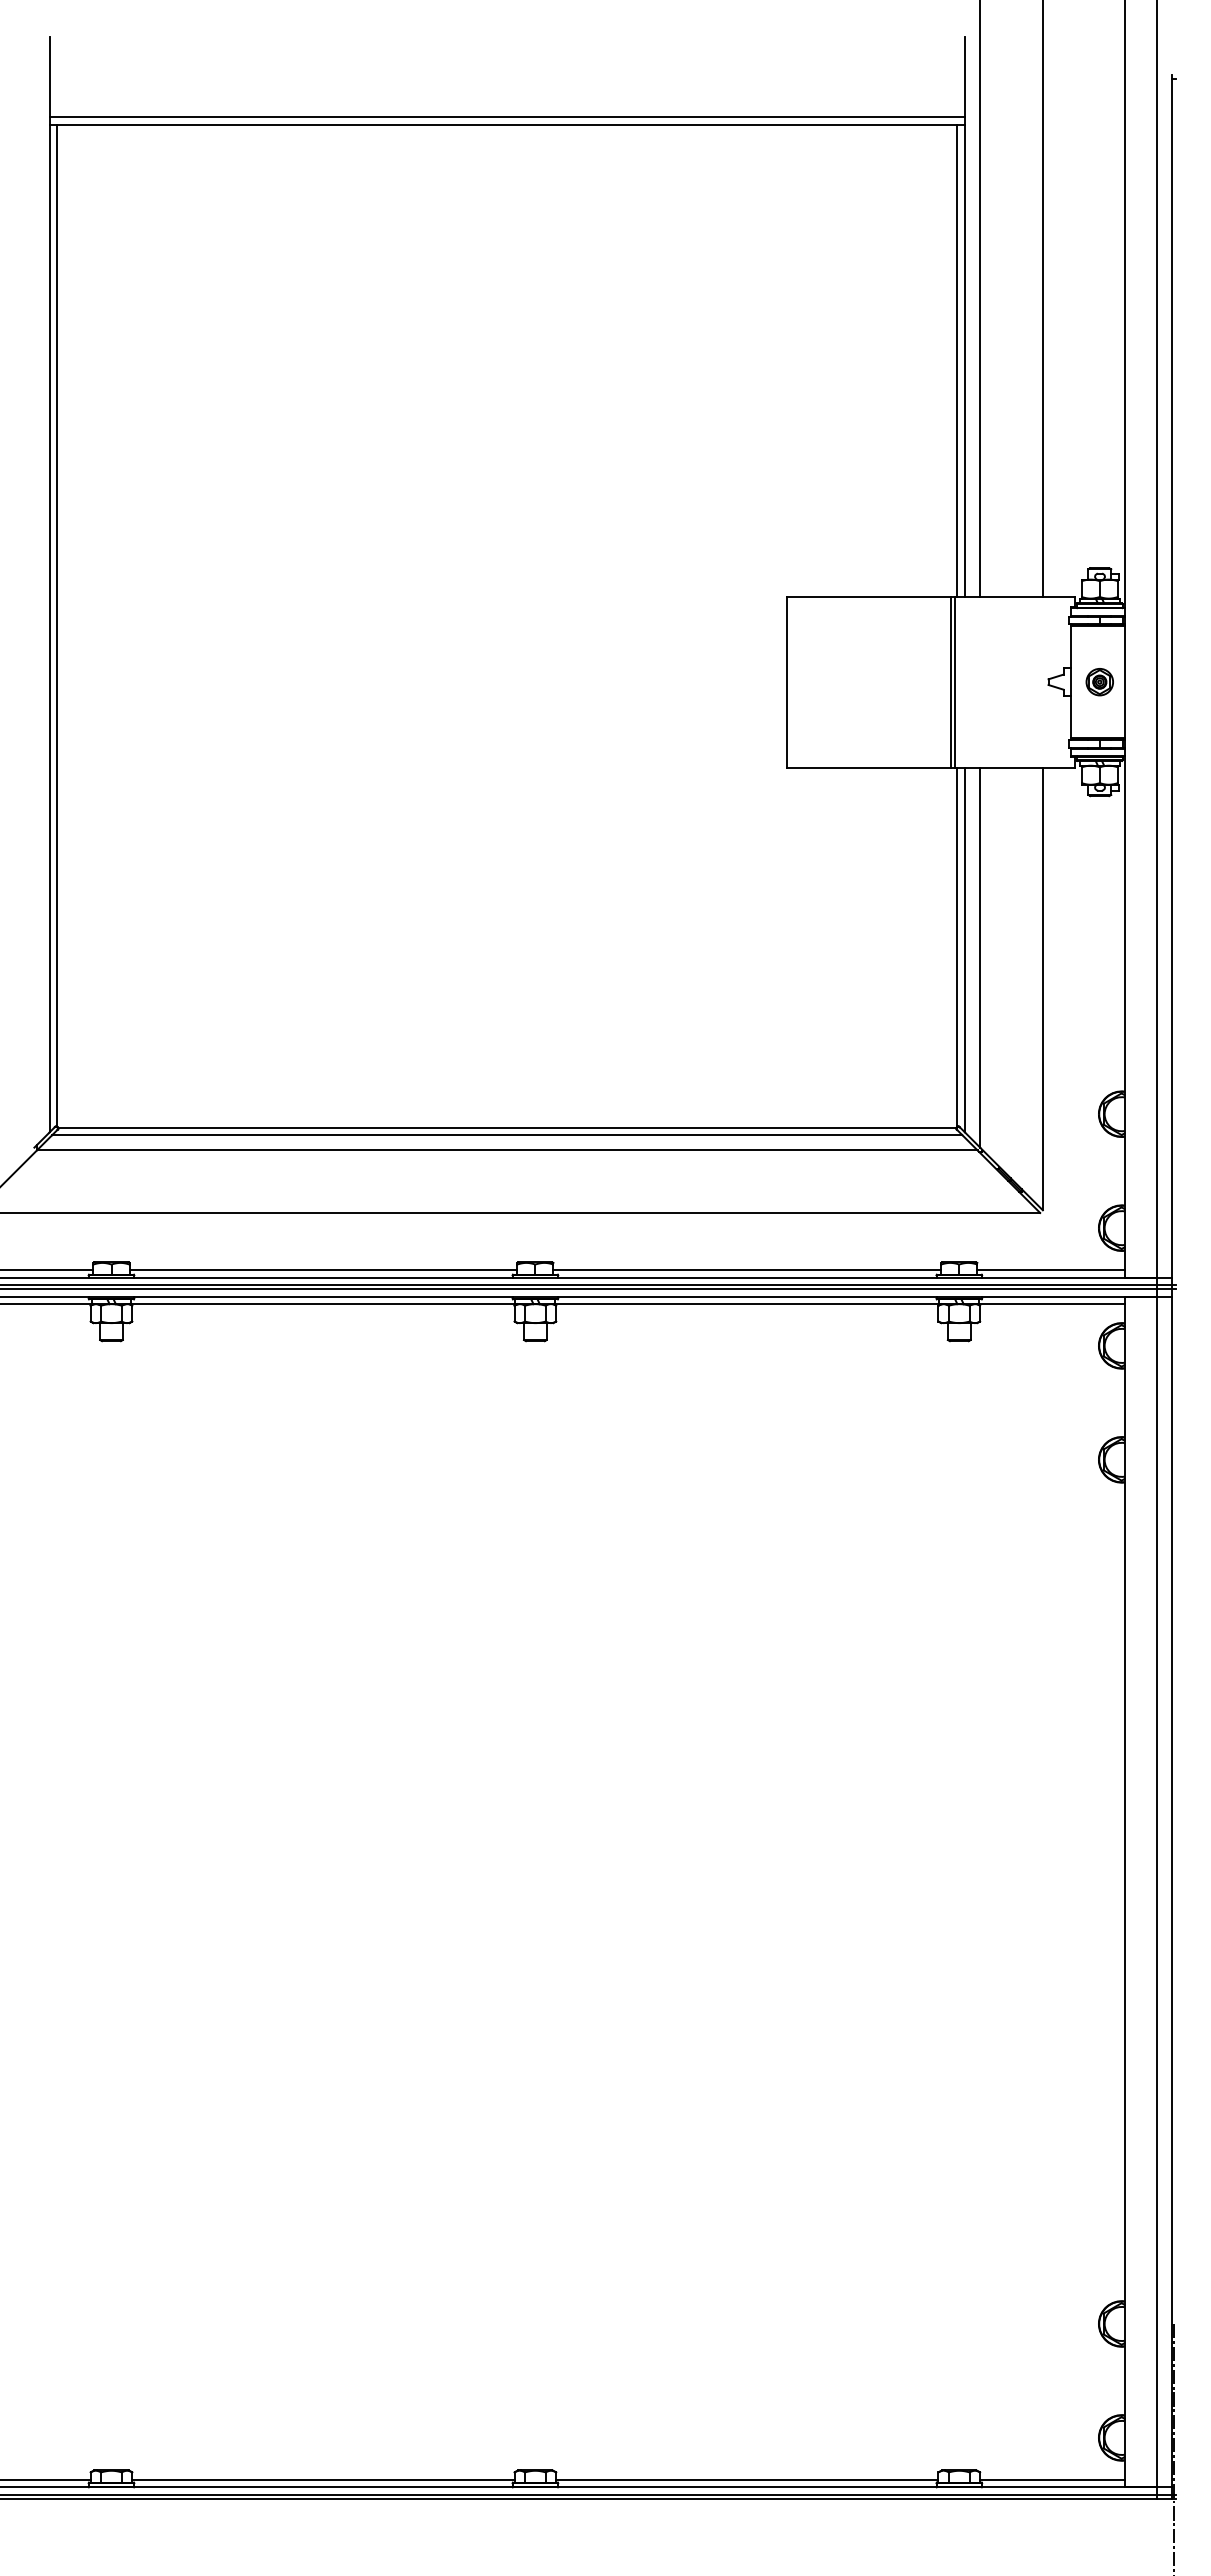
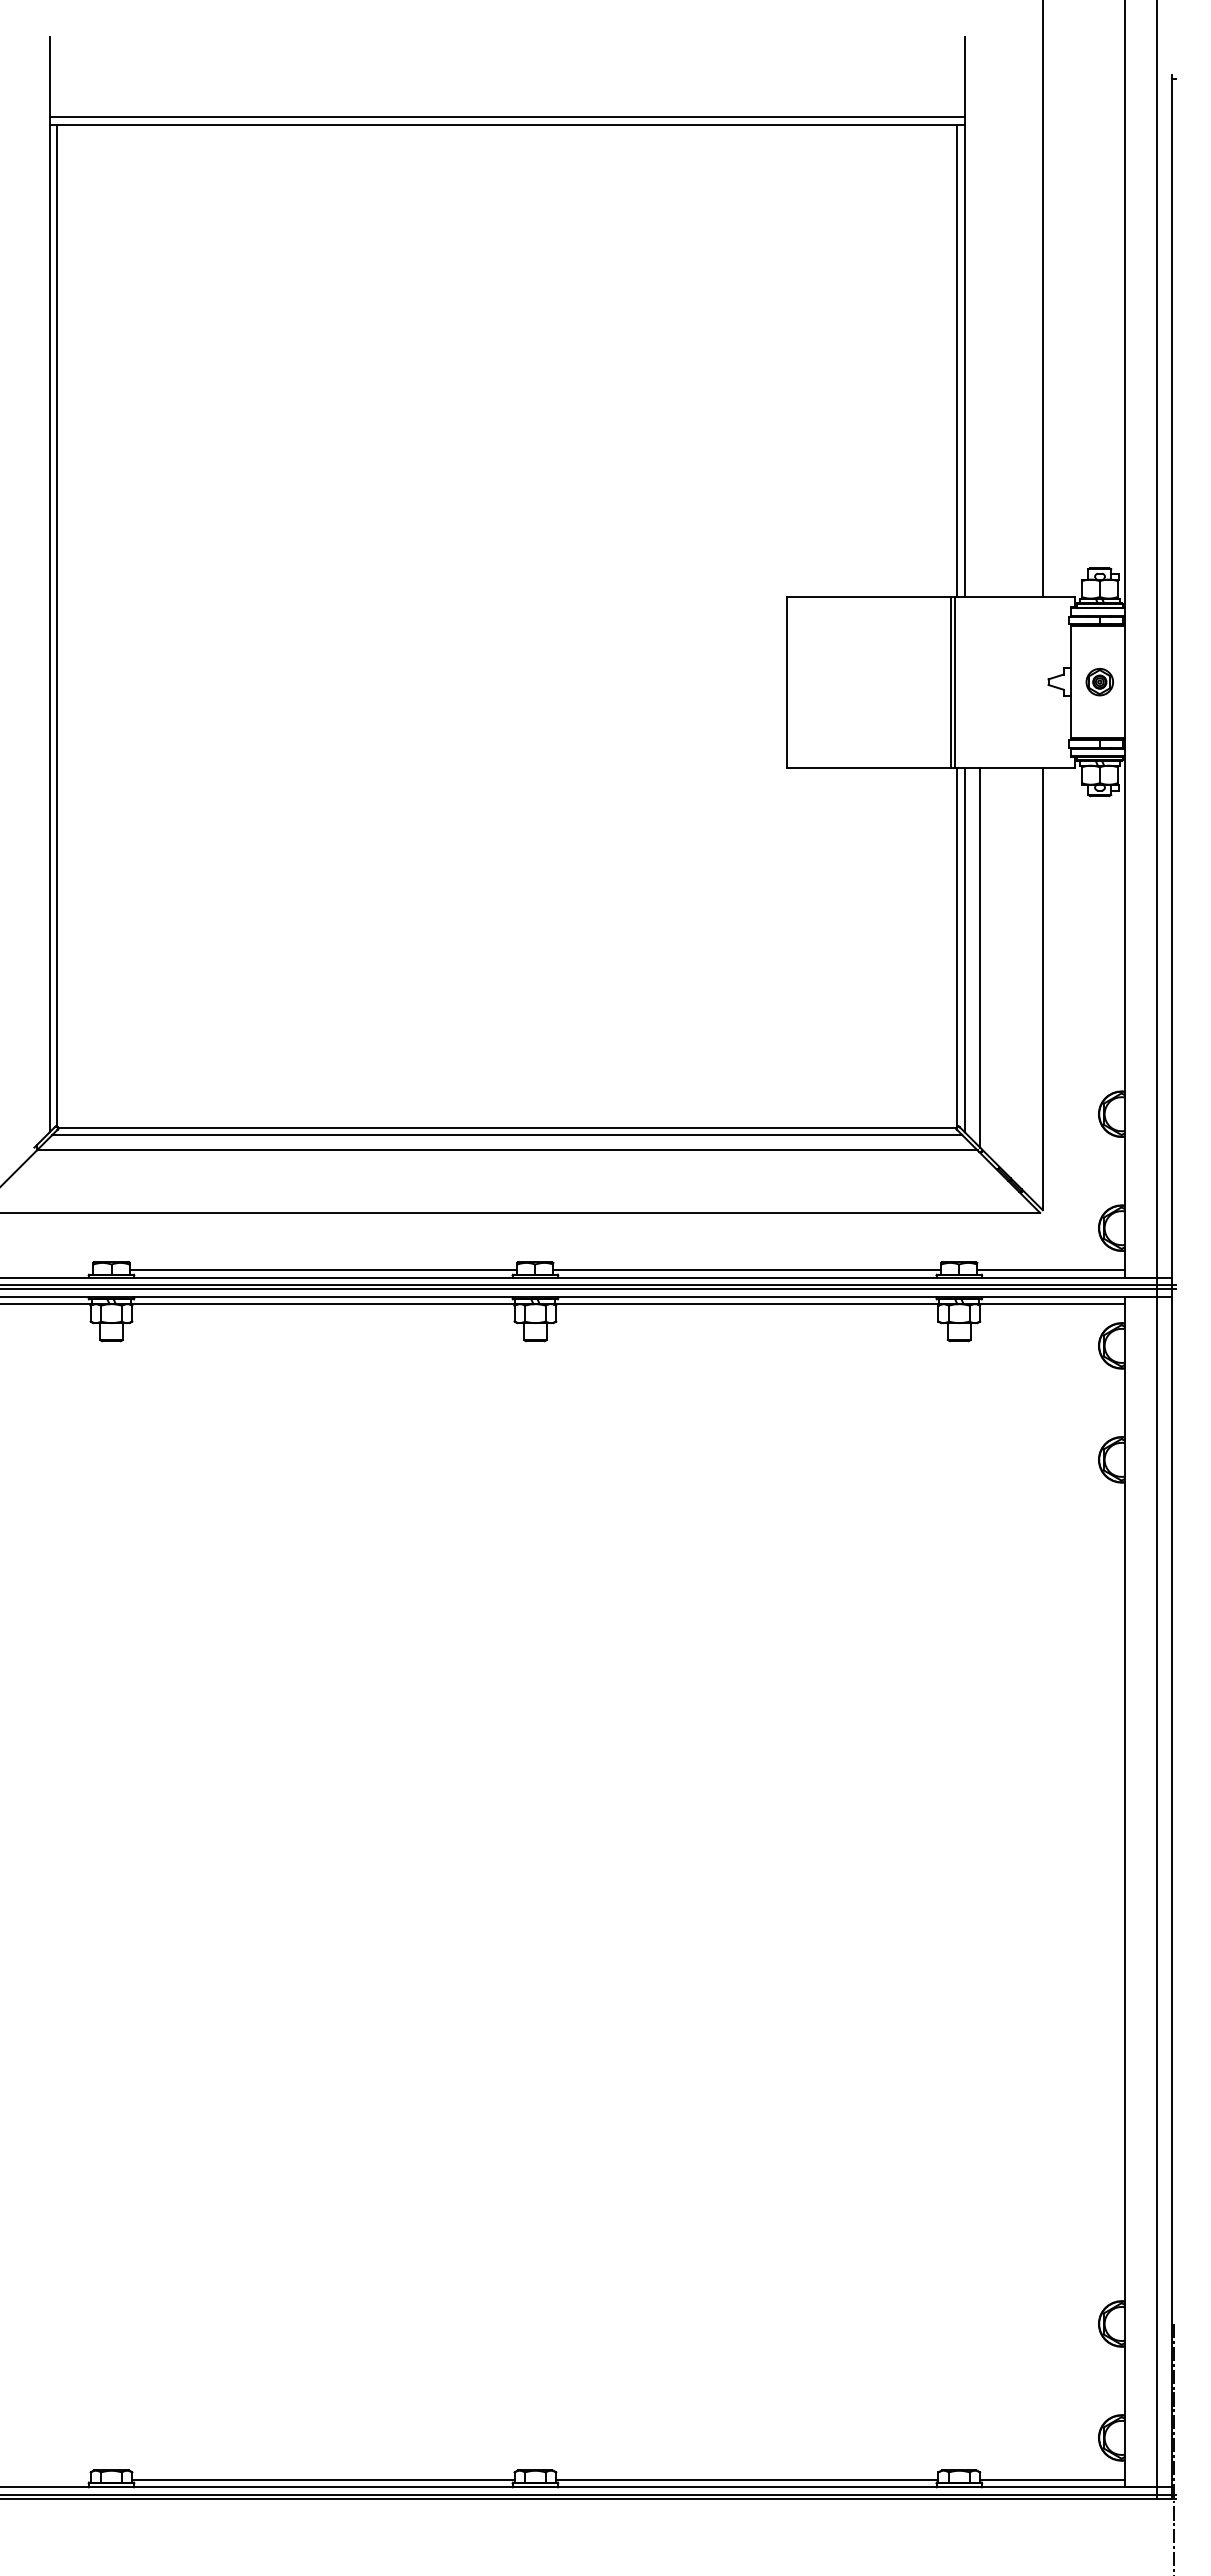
line: present -> none (980, 299)
line: present -> none (47, 1269)
line: present -> none (46, 2479)
